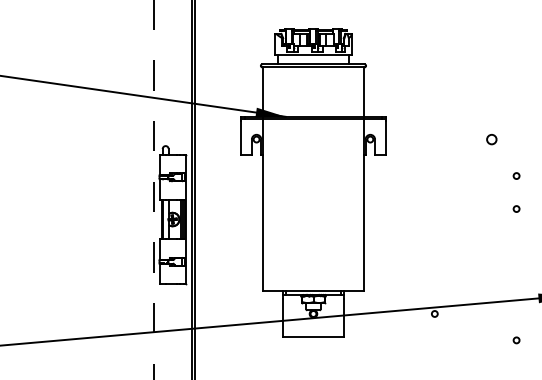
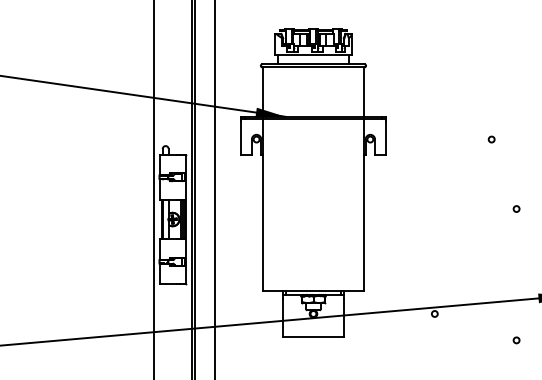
circle size: 12x12 px -> 9x9 px (491, 139)
circle: present -> none (516, 175)
line: dashed -> solid (153, 189)
line: none -> present (215, 189)
